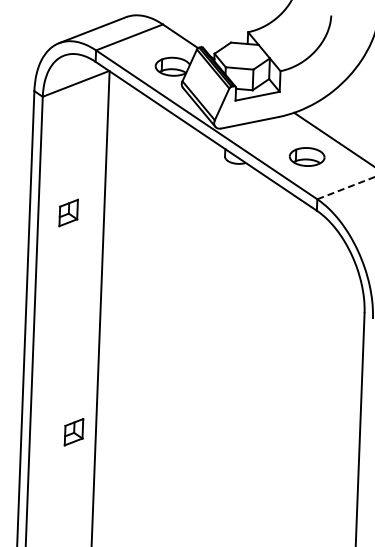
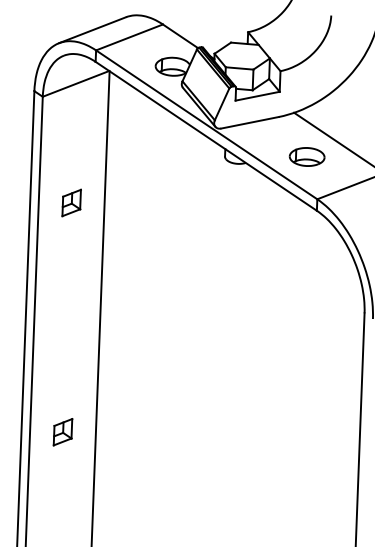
line: dashed -> solid (346, 188)
part position: (68, 212) -> (71, 202) (71, 202)
part position: (73, 432) -> (62, 432) (62, 432)
